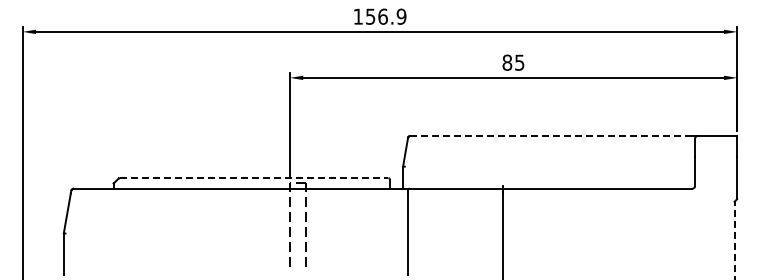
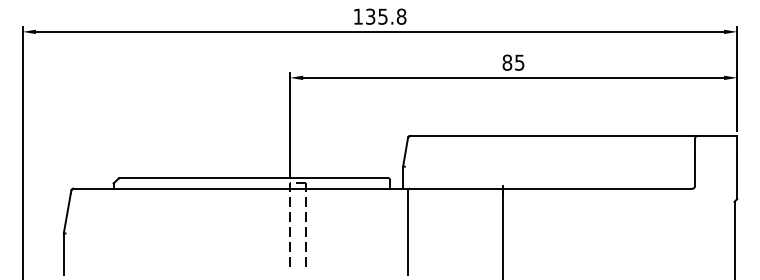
text: 156.9 -> 135.8 (386, 16)
line: dashed -> solid (551, 136)
line: dashed -> solid (254, 178)
line: dashed -> solid (734, 240)
